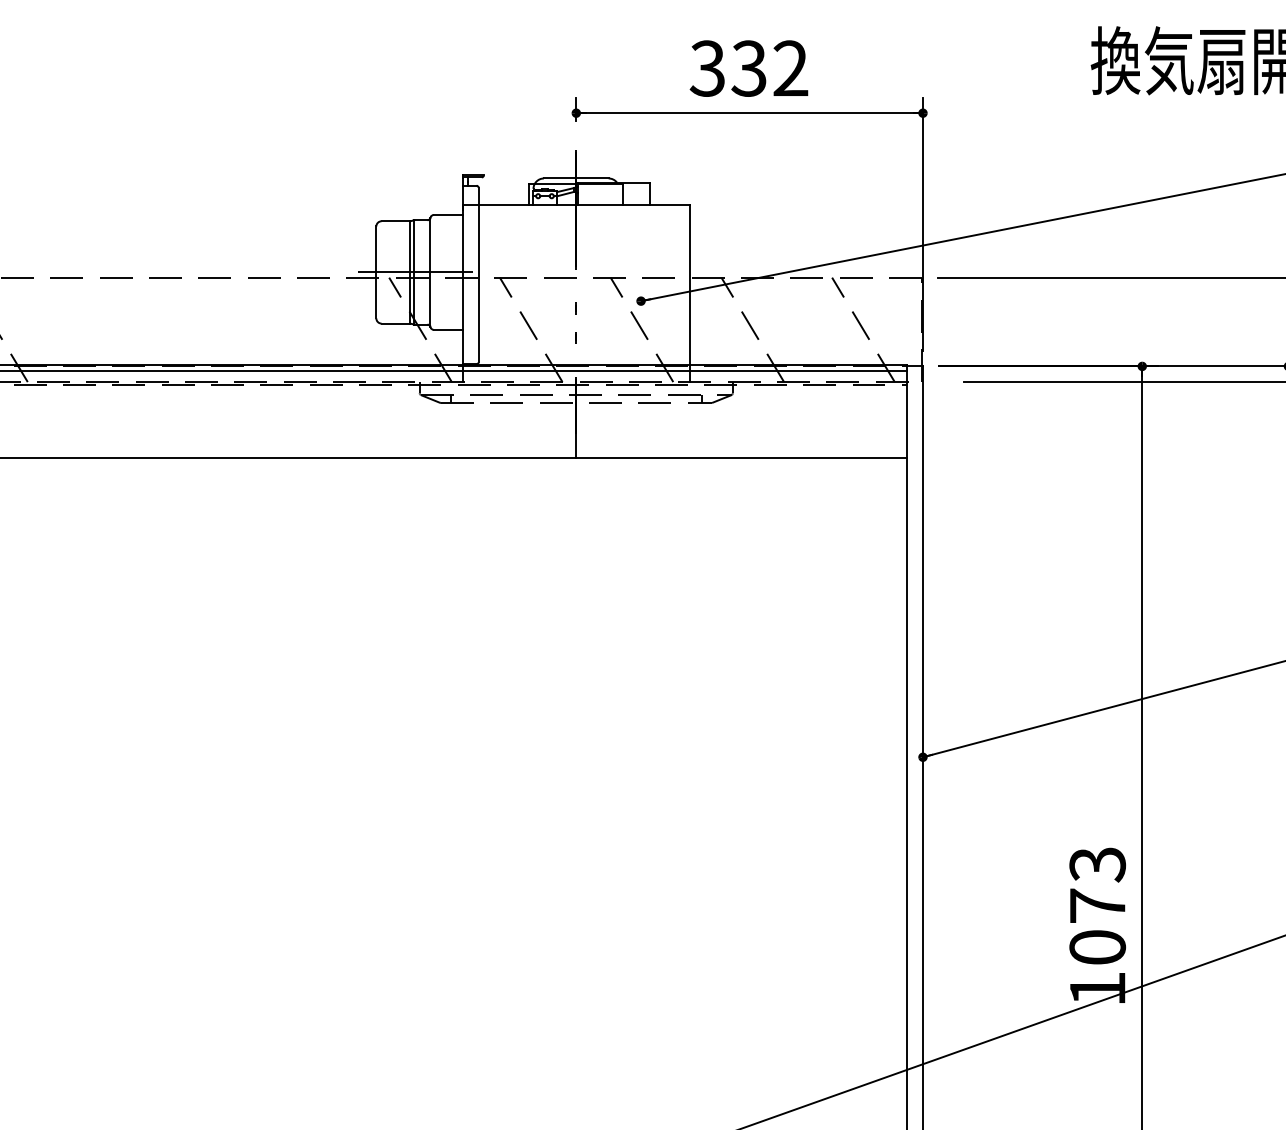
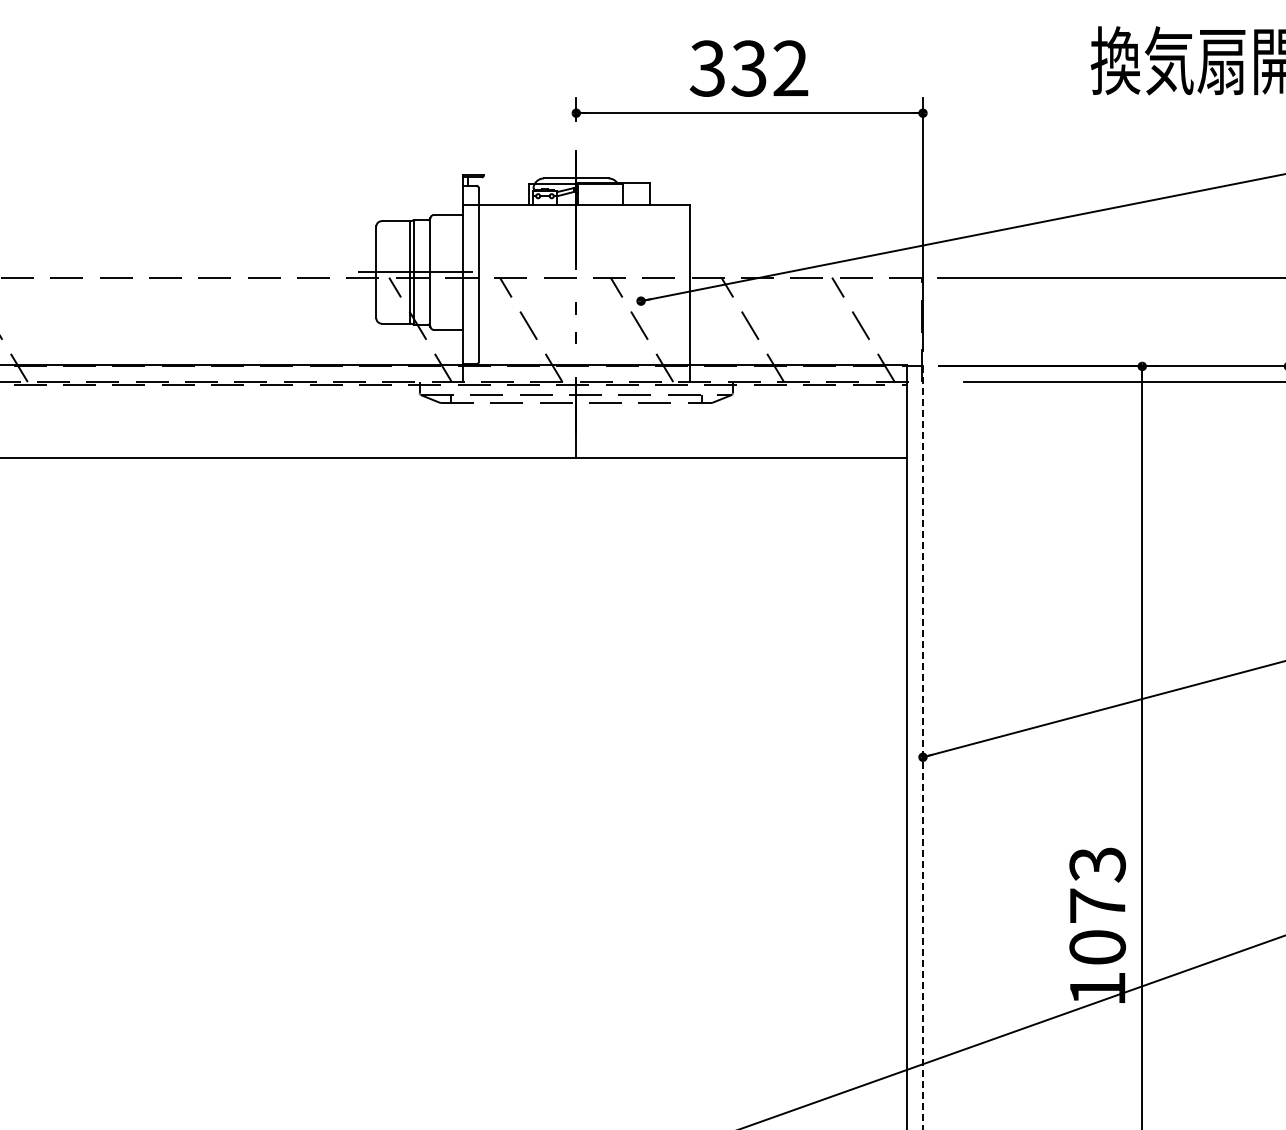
line: present -> none (454, 370)
line: solid -> dashed (922, 748)
